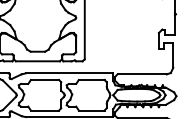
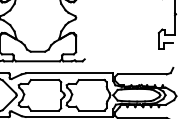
line: present -> none (84, 30)
line: present -> none (173, 55)
